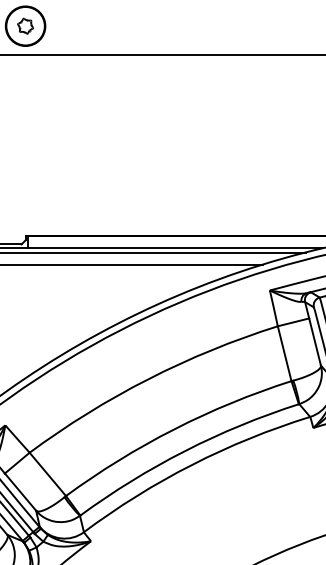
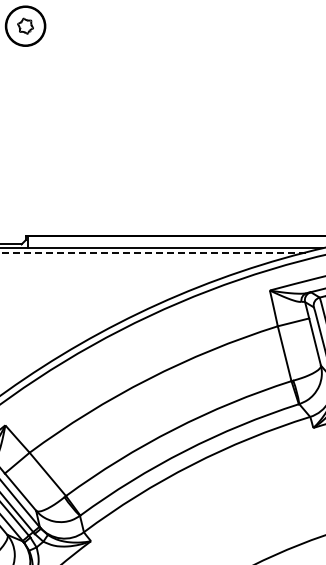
line: present -> none (162, 54)
line: solid -> dashed (153, 252)
line: present -> none (132, 264)
